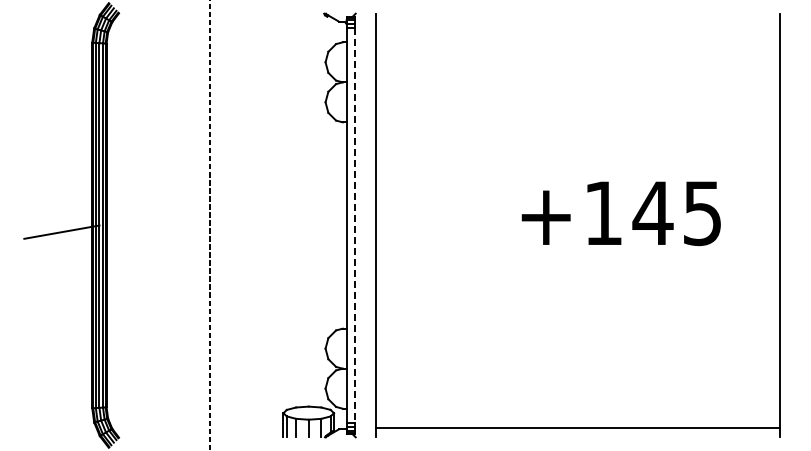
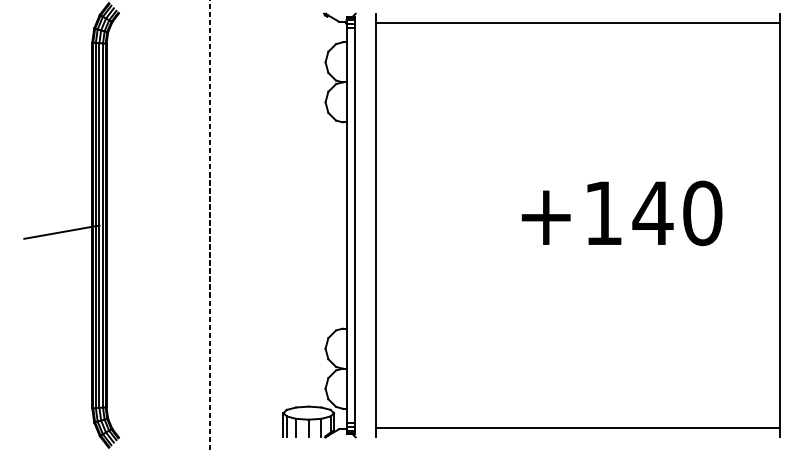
line: none -> present (578, 23)
text: +145 -> +140 (702, 213)
line: dashed -> solid (355, 225)
